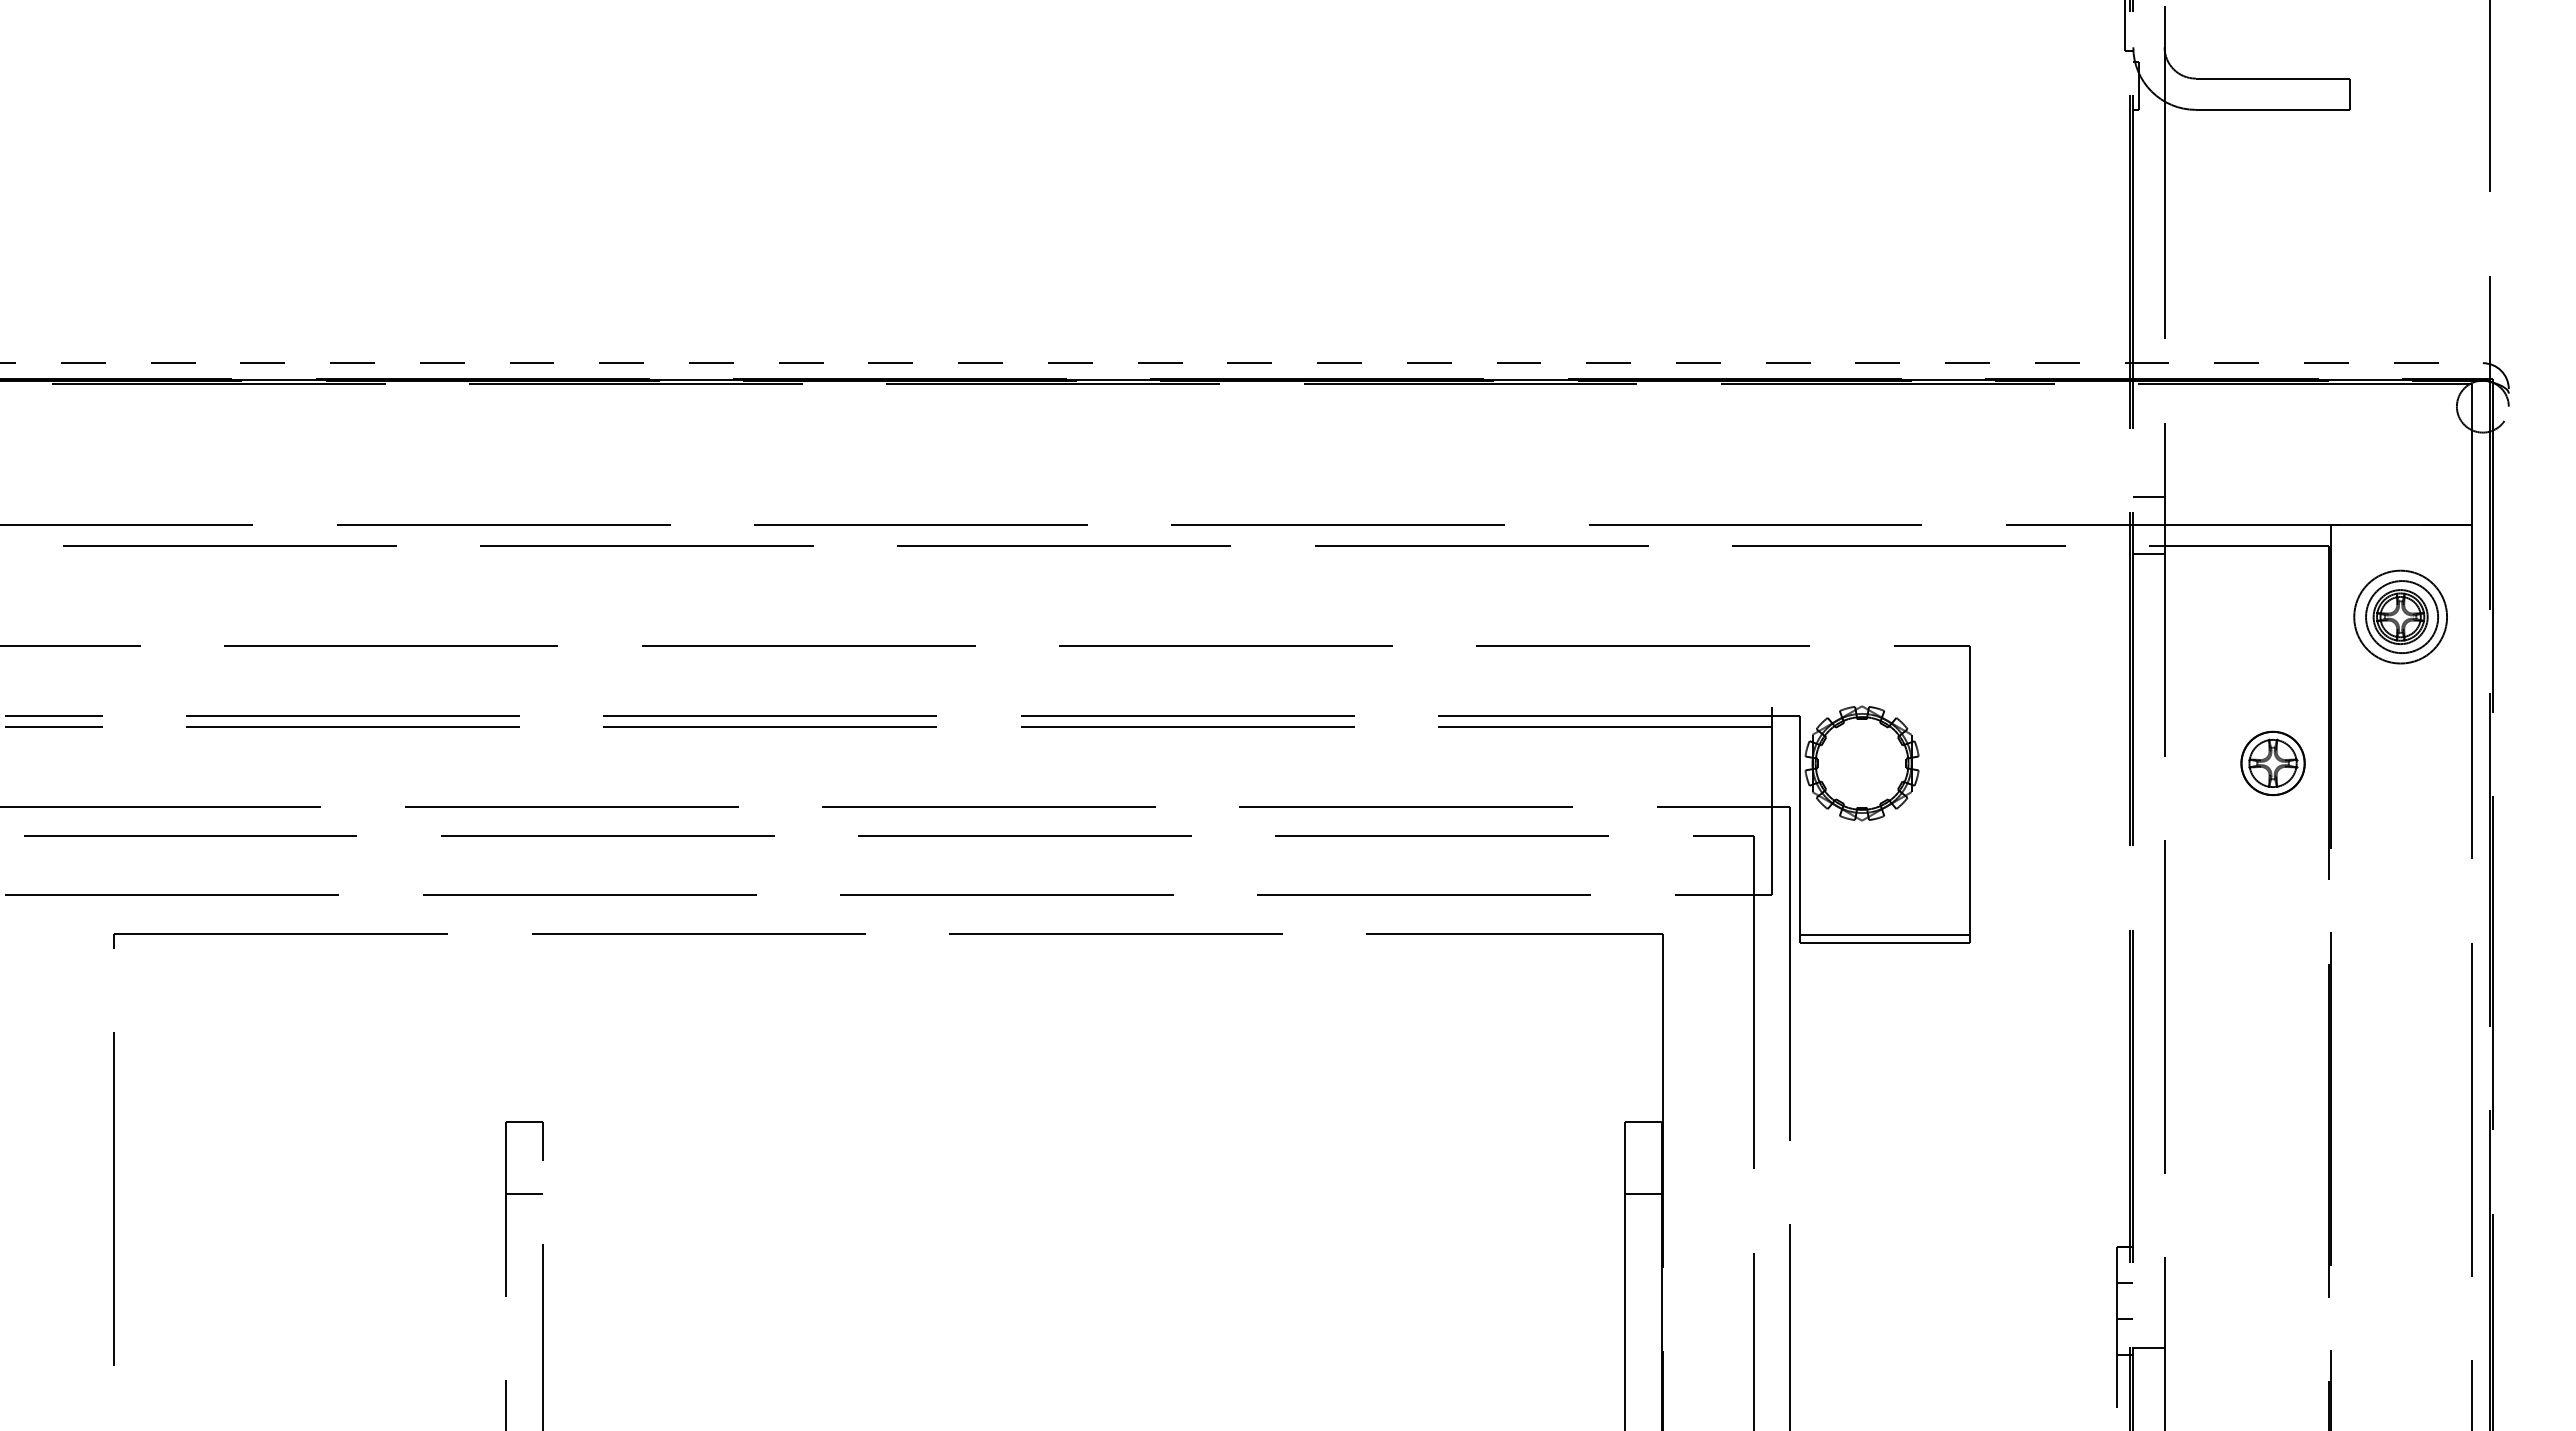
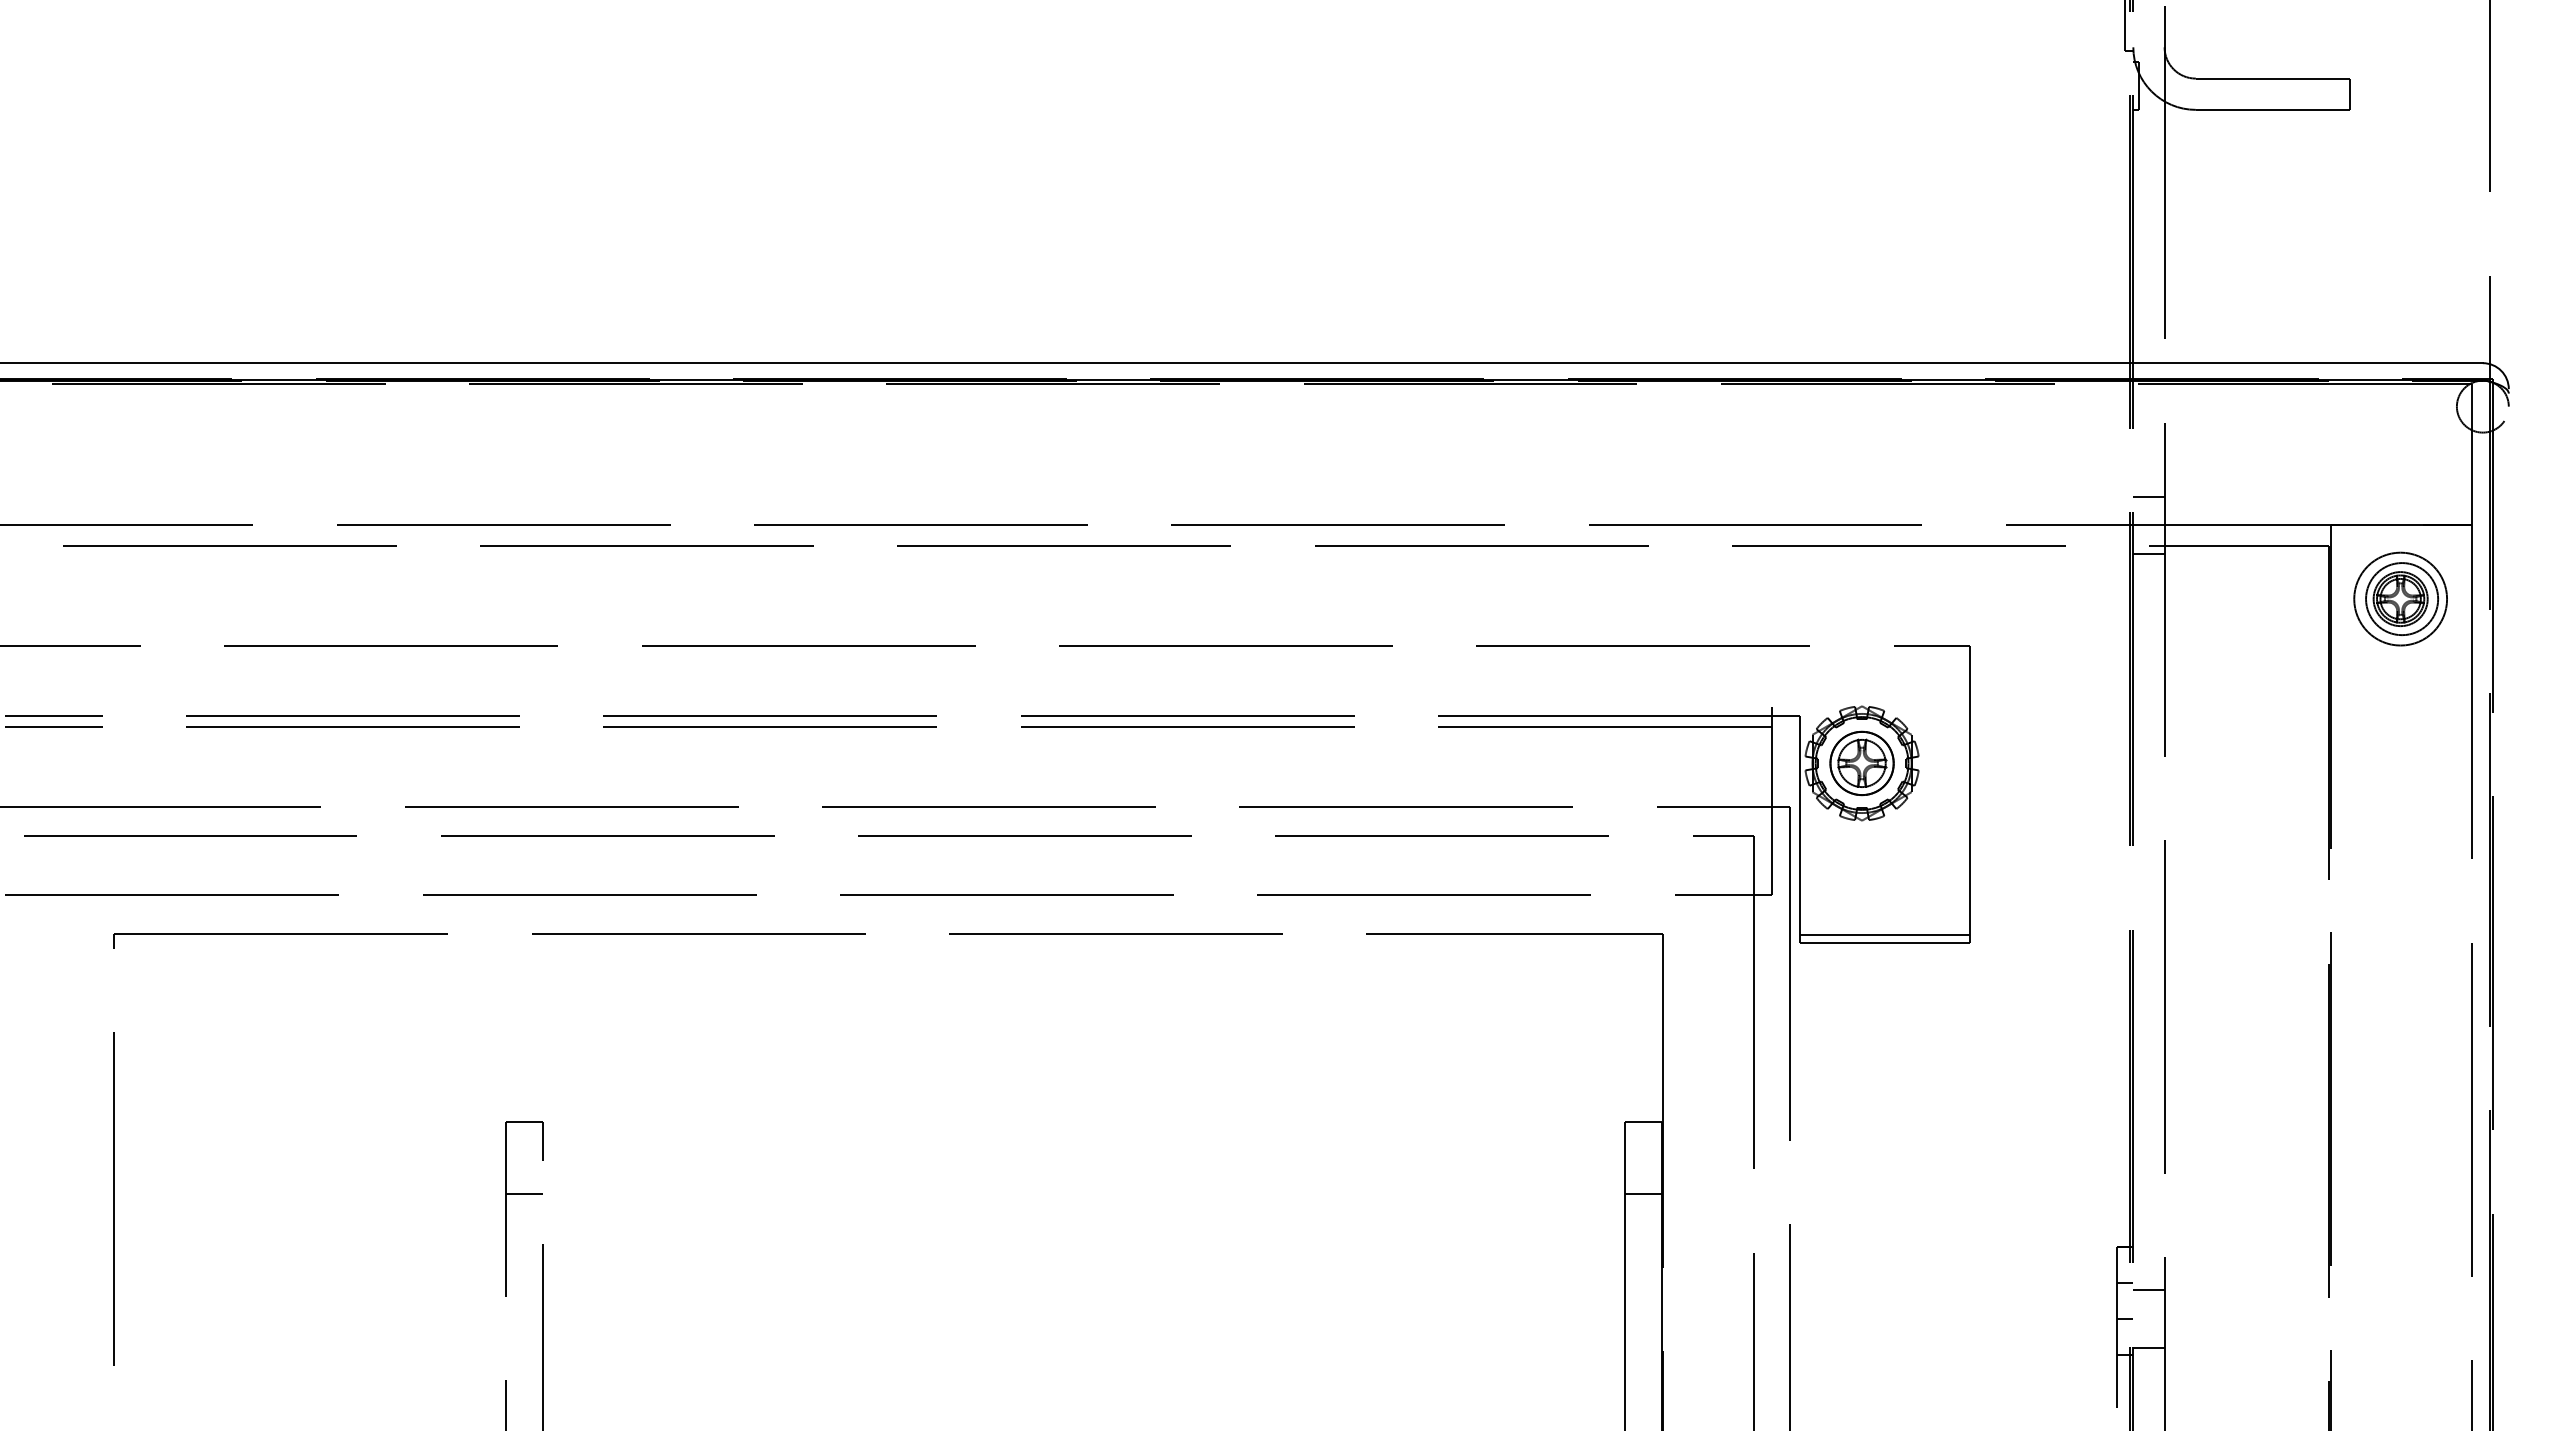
line: dashed -> solid (1241, 363)
part position: (2400, 616) -> (2400, 598) (2400, 598)
part position: (2272, 763) -> (1861, 763) (1861, 763)
line: none -> present (2148, 1289)
